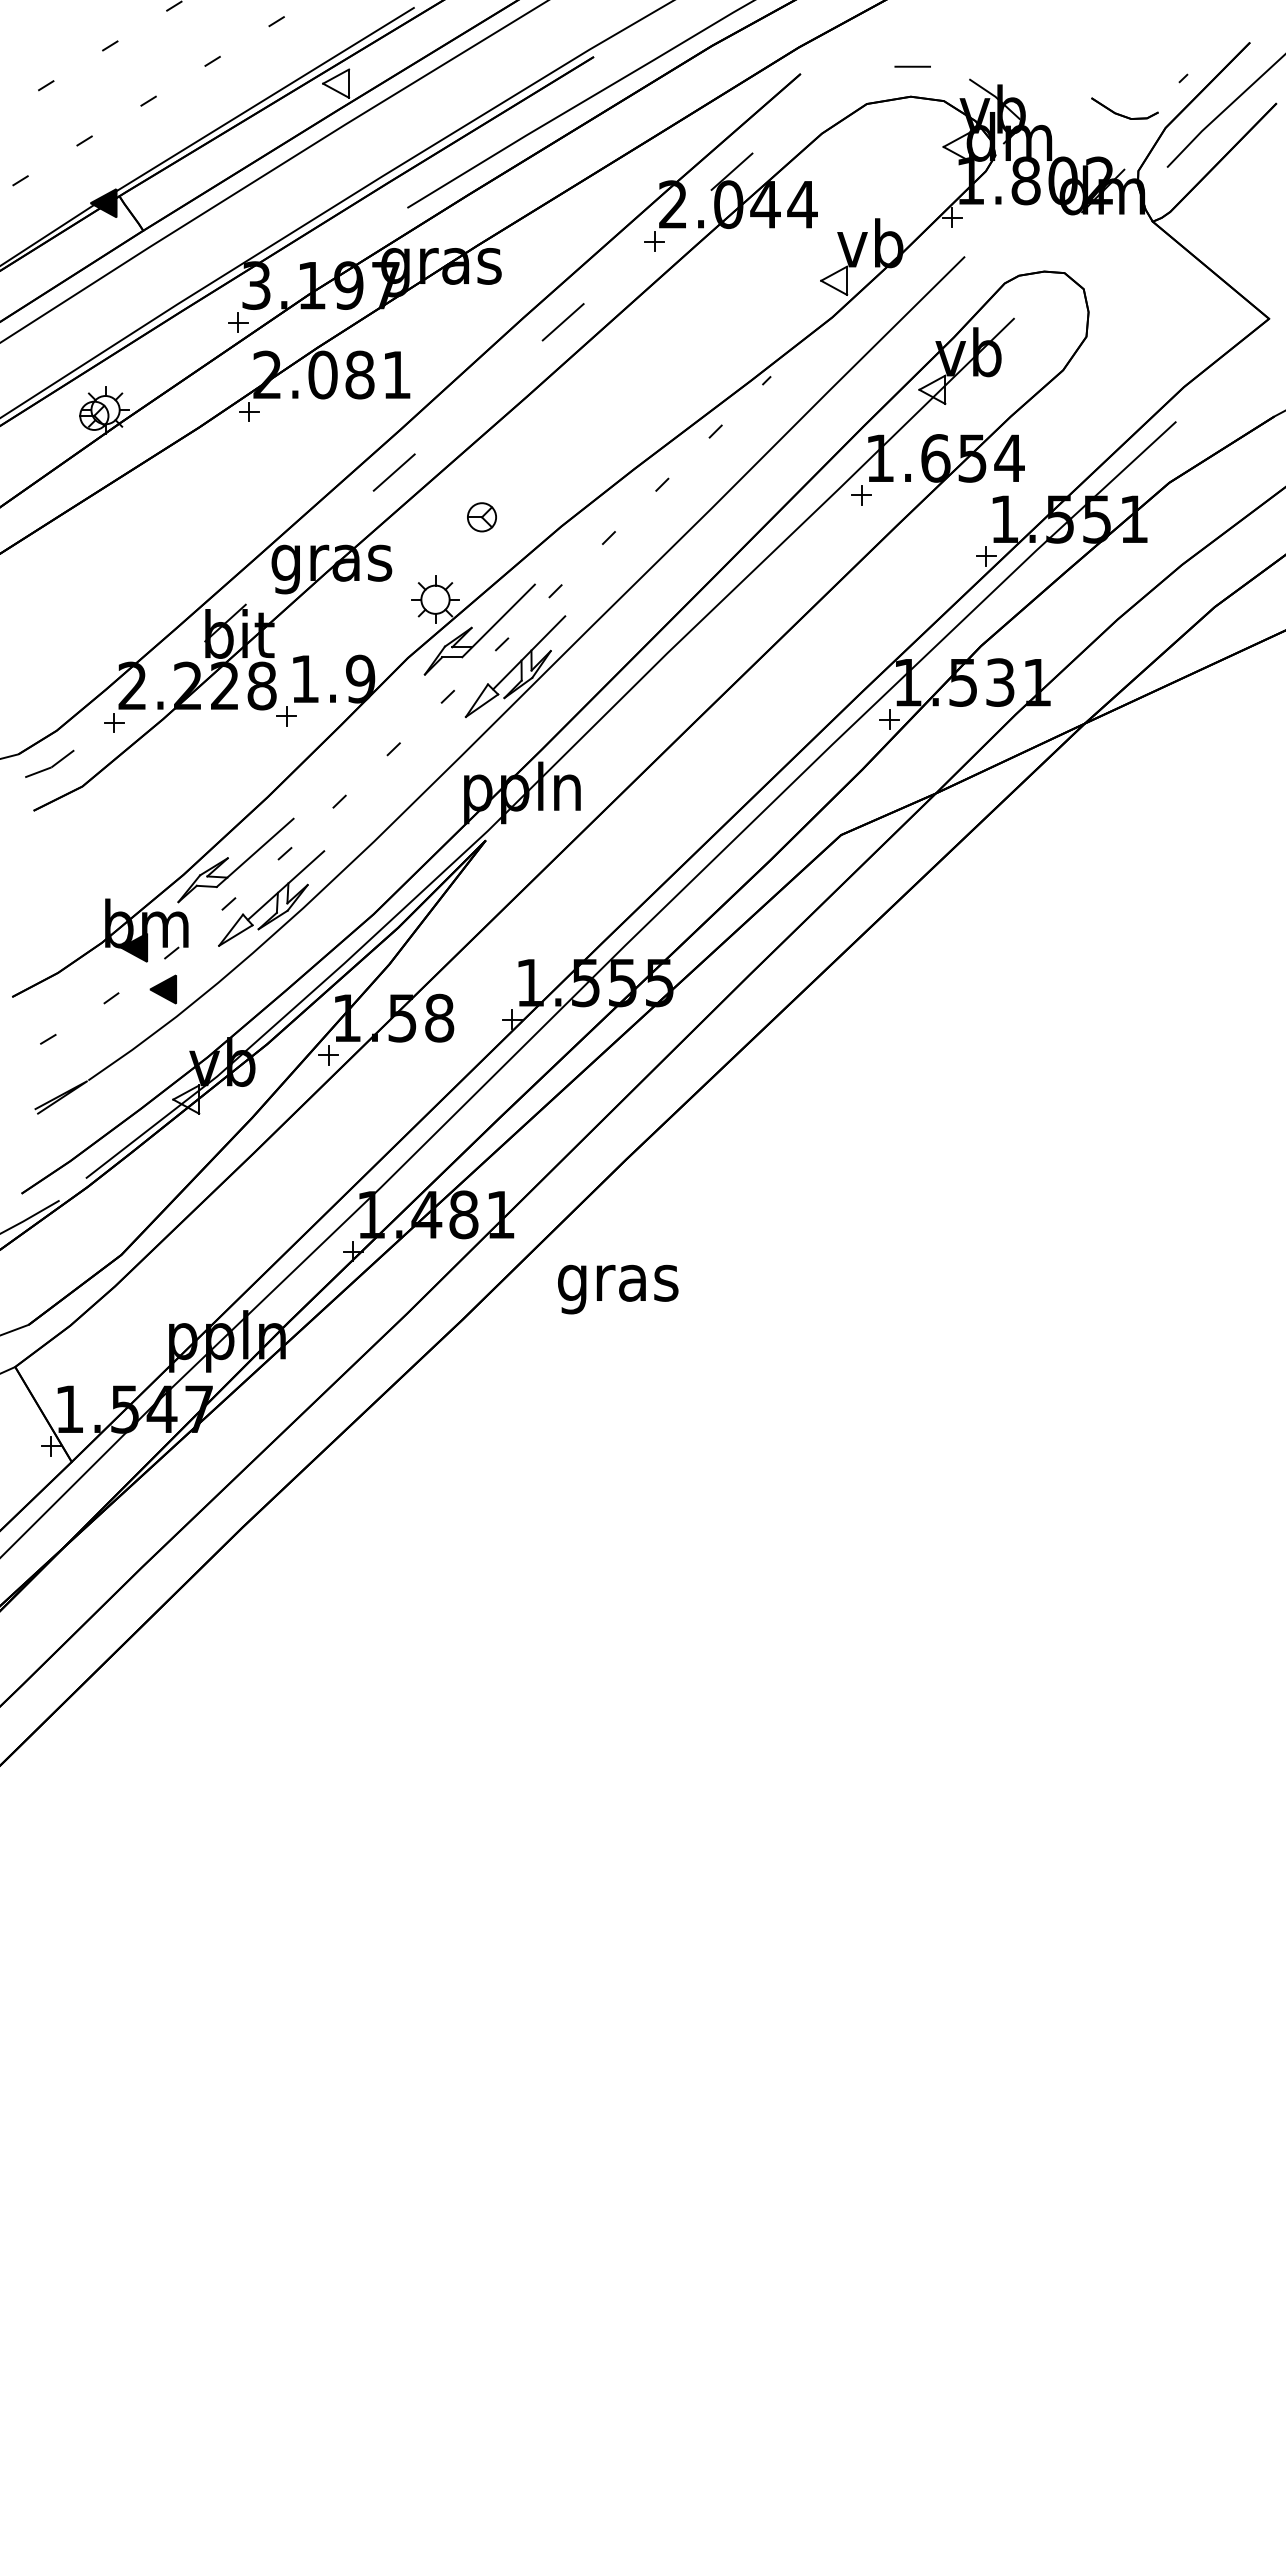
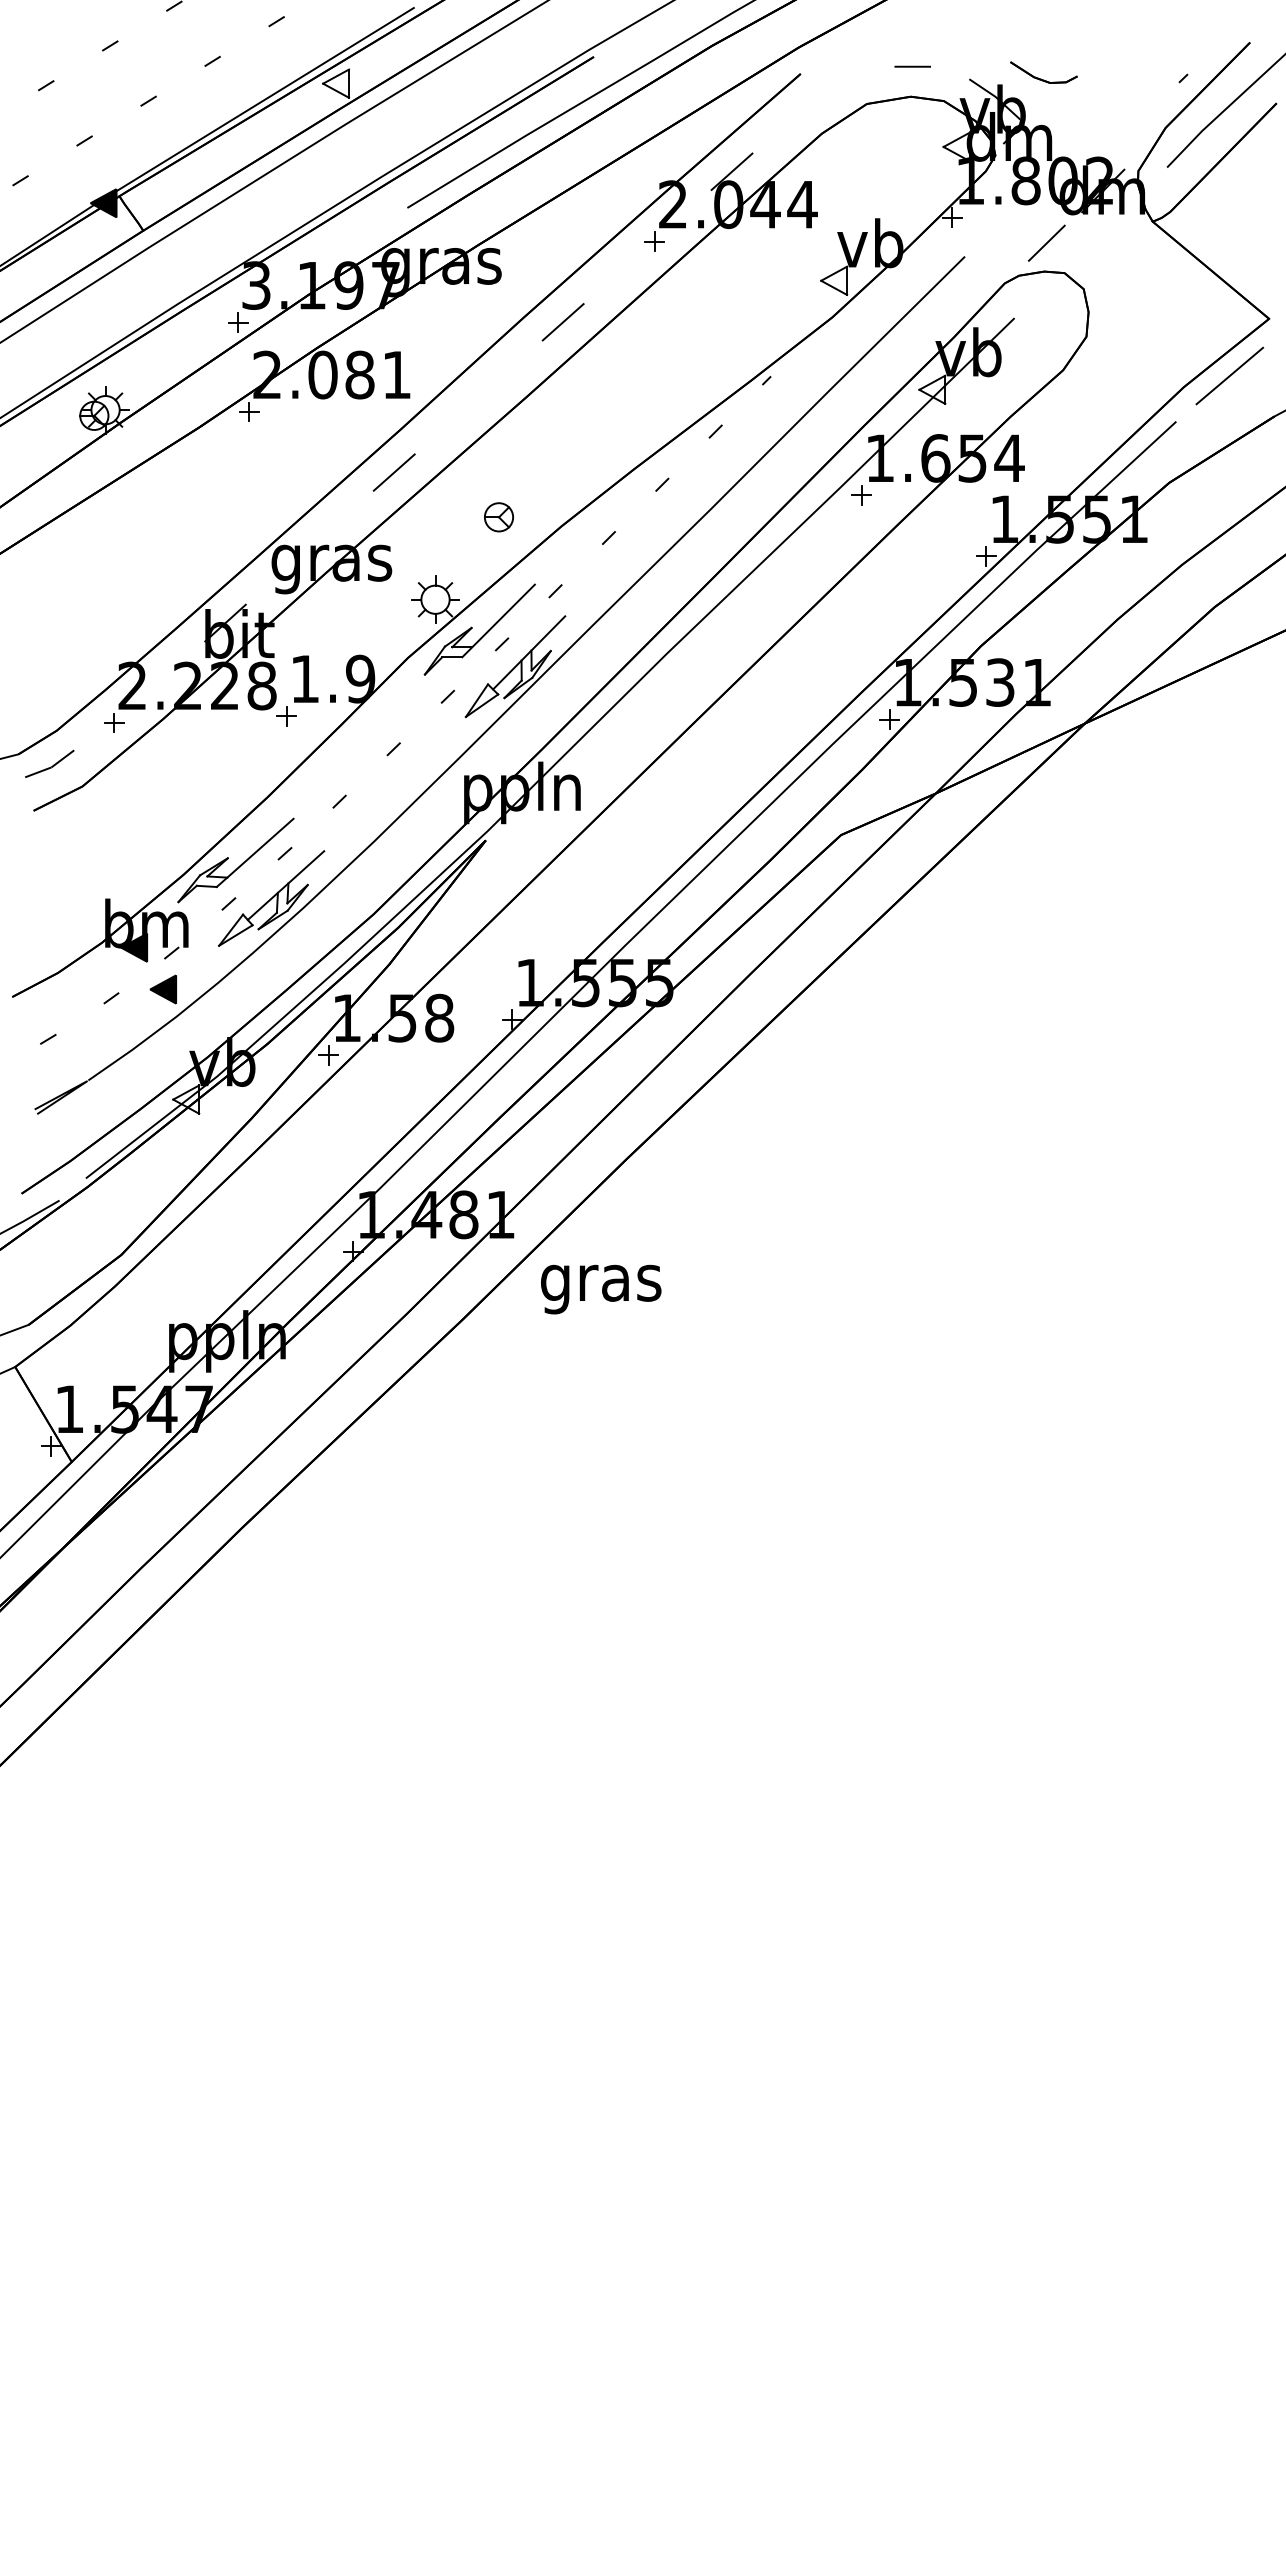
part position: (1122, 114) -> (1041, 78) (1041, 78)
line: none -> present (1046, 243)
line: none -> present (1229, 375)
part position: (481, 517) -> (498, 517) (498, 517)
text position: (618, 1289) -> (601, 1289) (601, 1289)
